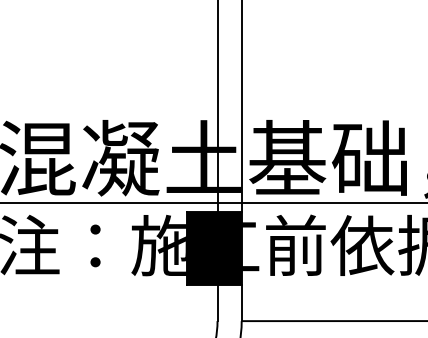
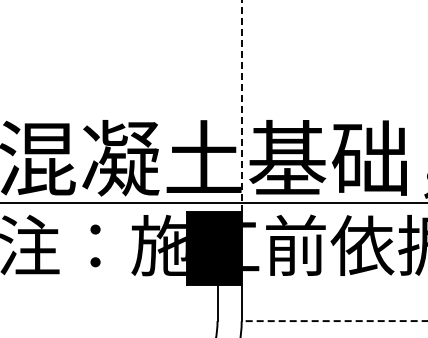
line: solid -> dashed (241, 106)
line: present -> none (217, 107)
line: solid -> dashed (334, 321)
